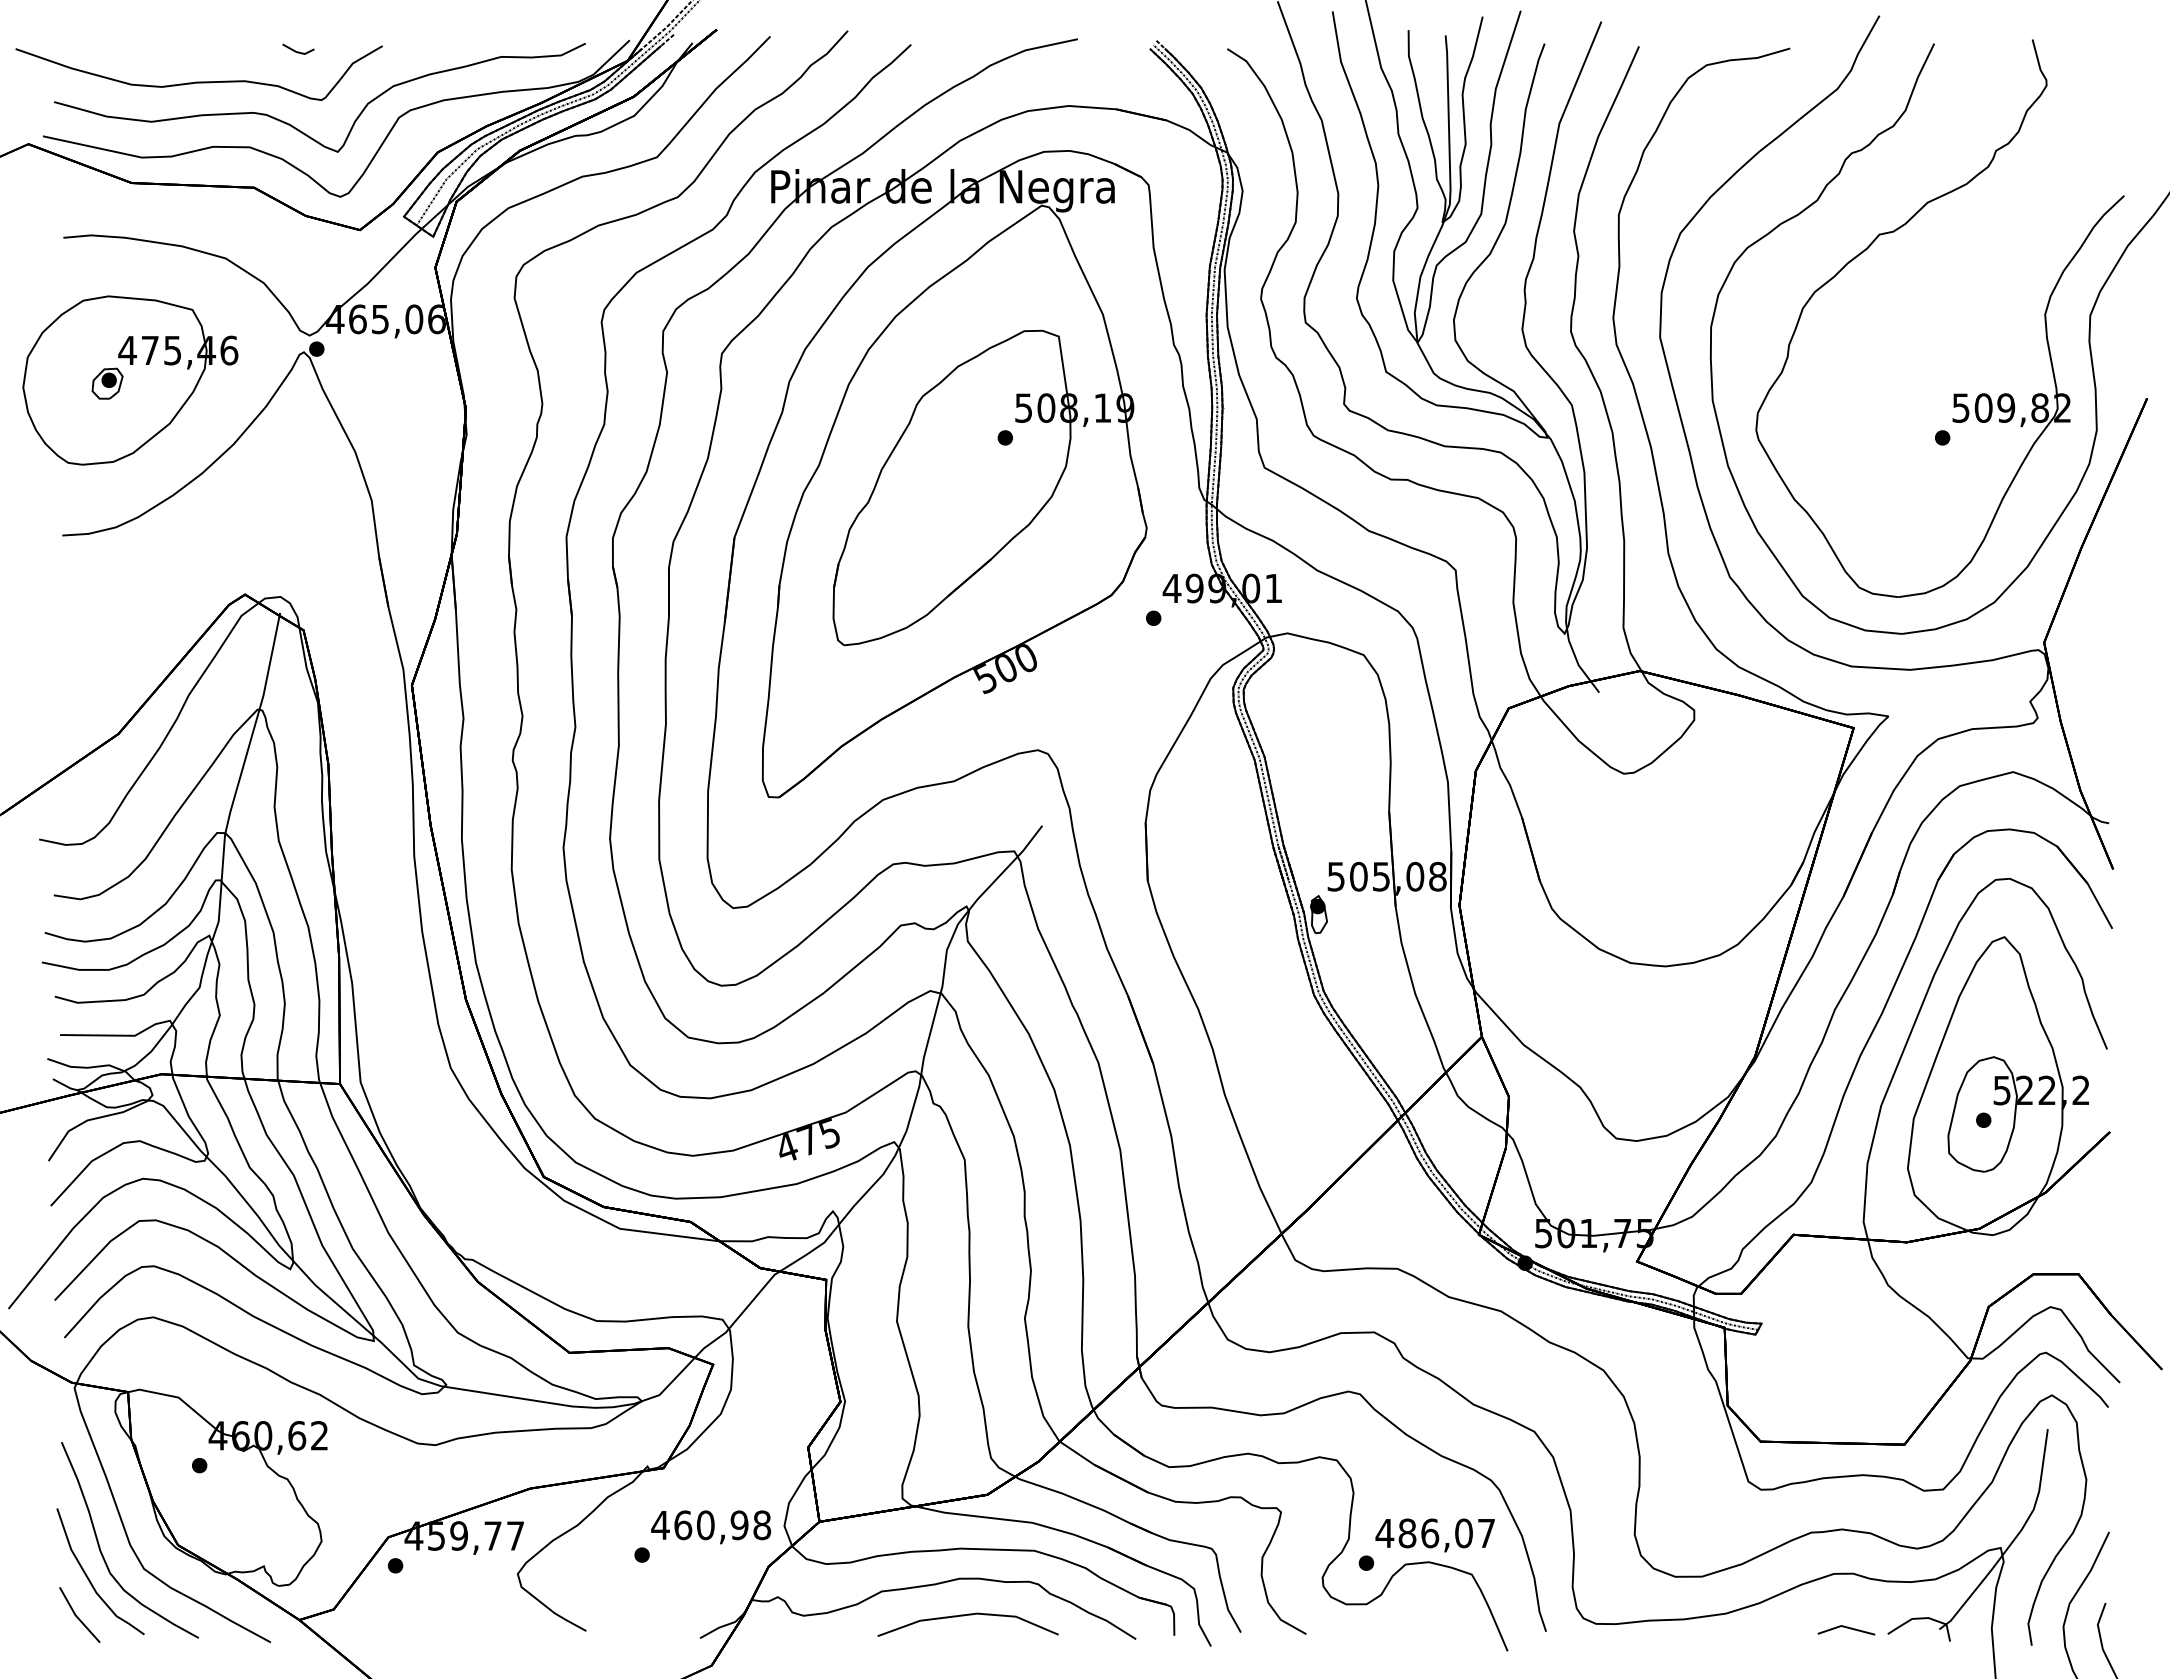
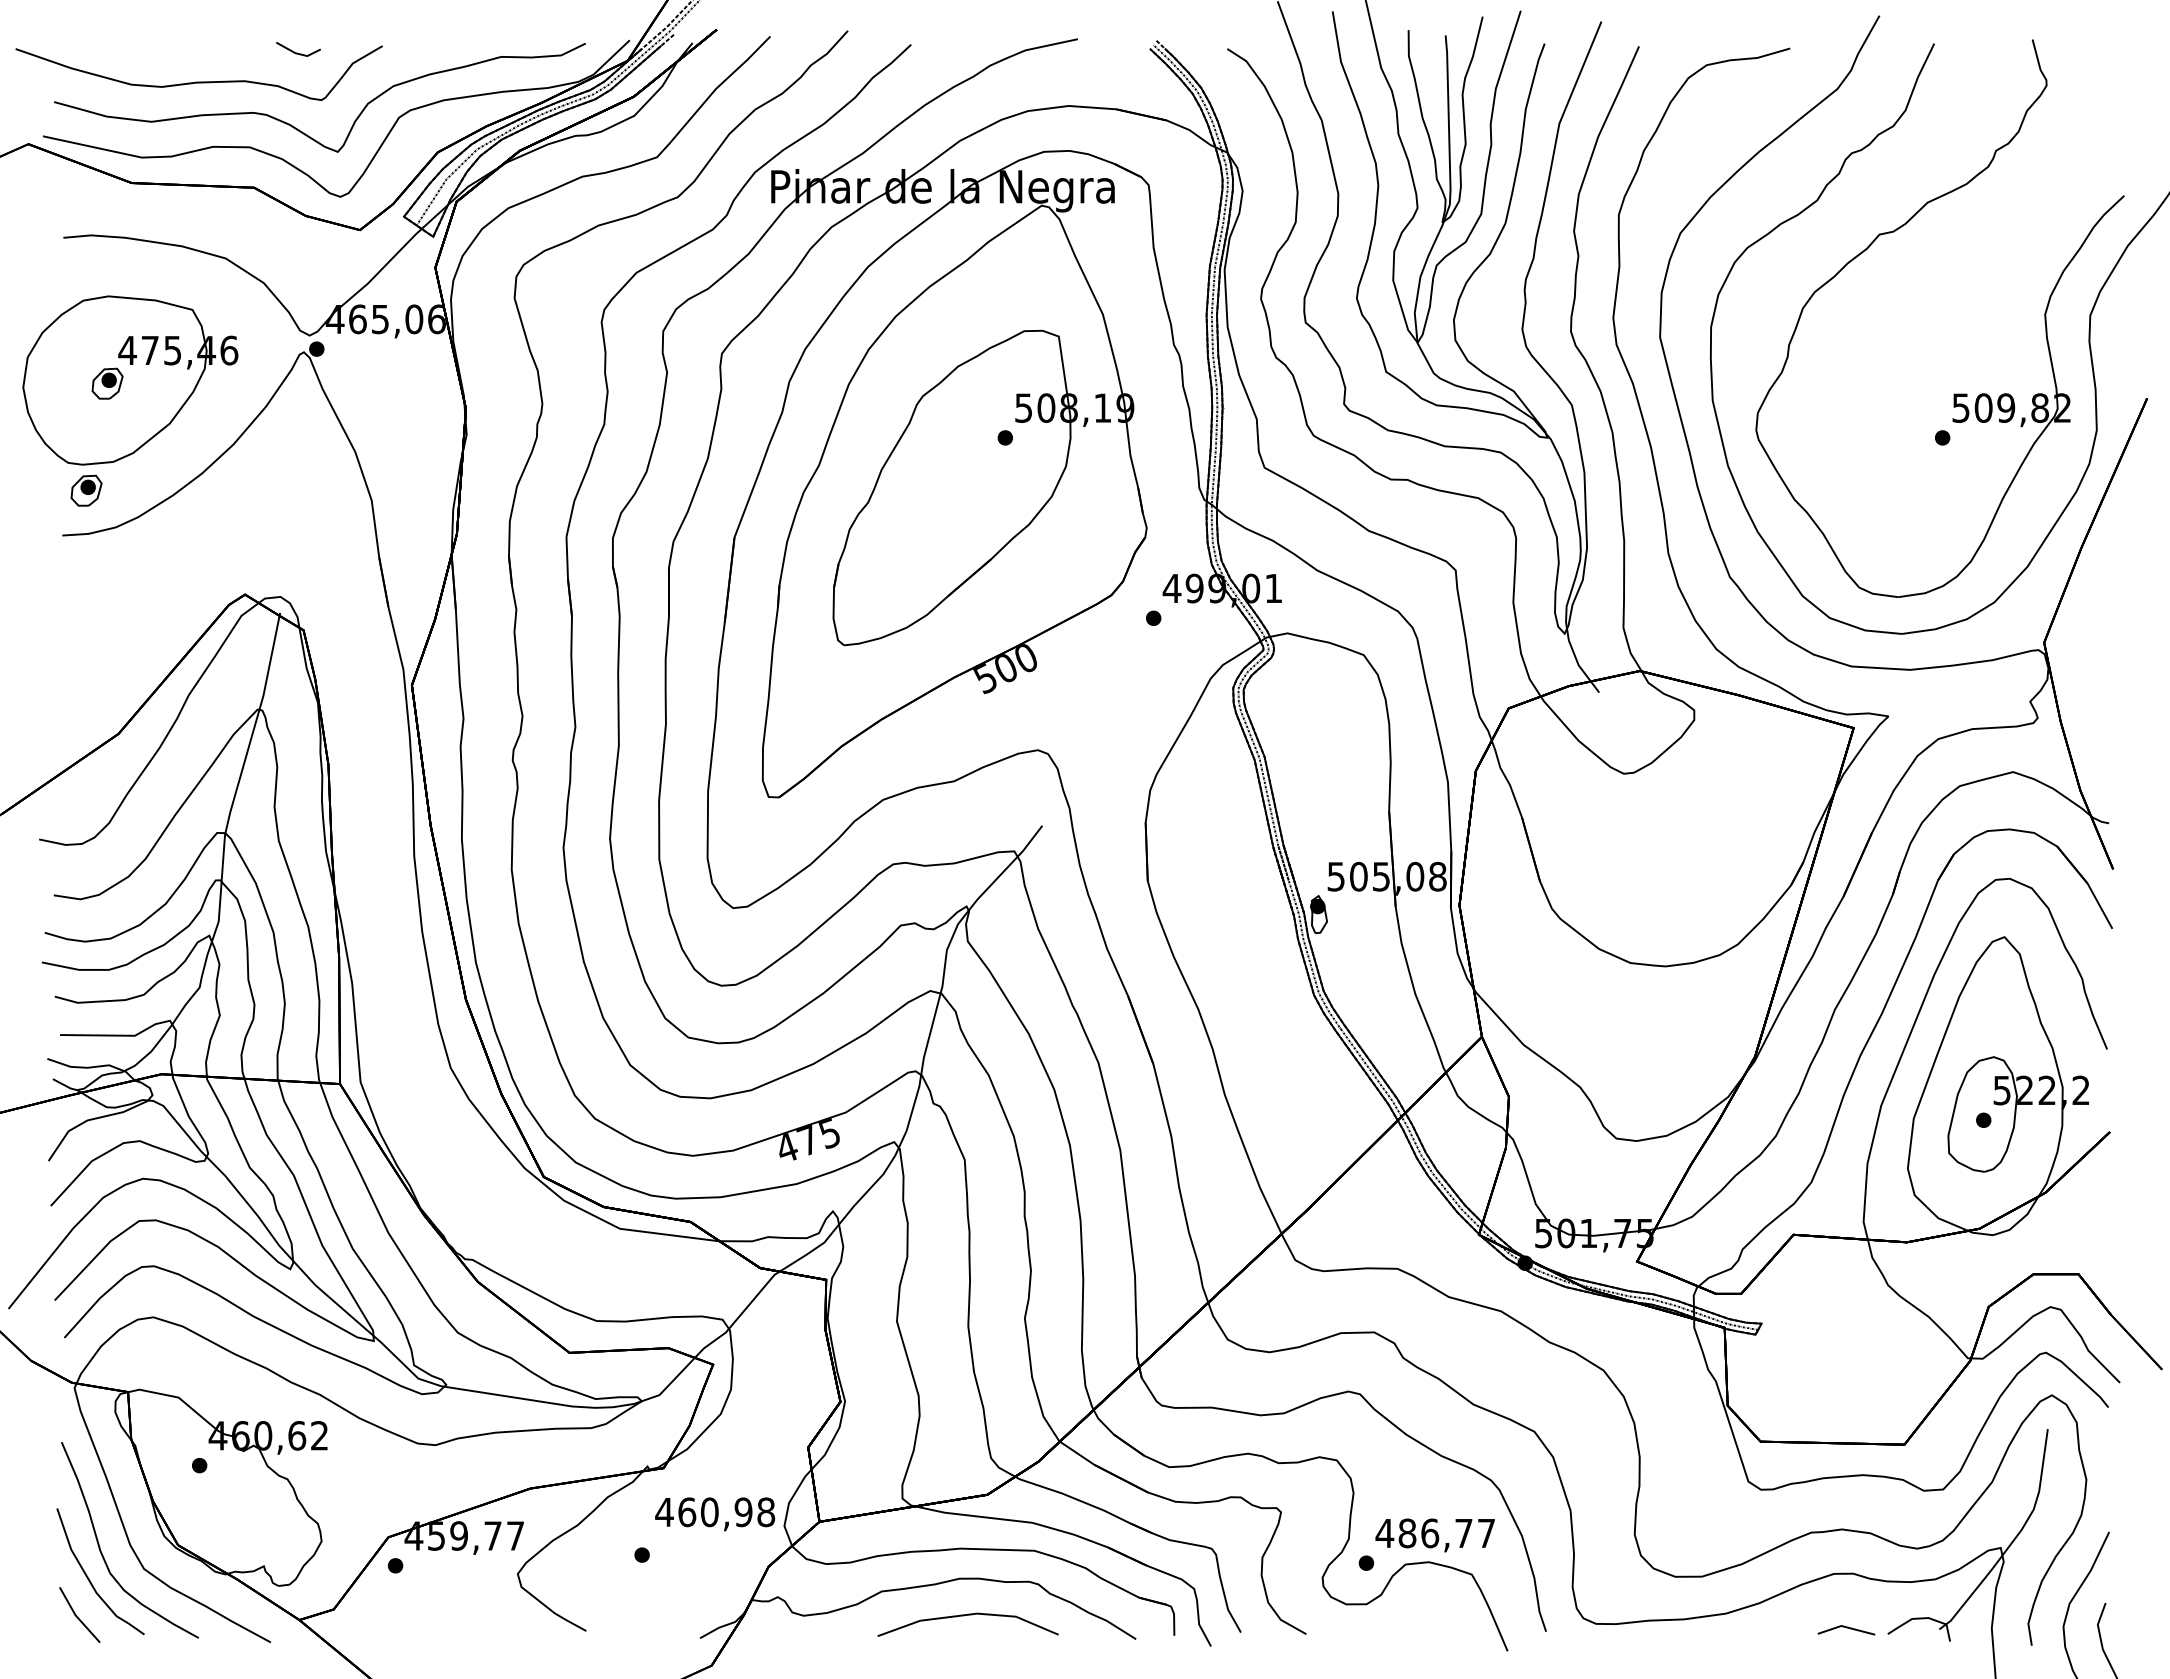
part size: 33x12 px -> 45x15 px (298, 49)
part: none -> present (86, 490)
text position: (711, 1527) -> (715, 1514) (715, 1514)
text: 486,07 -> 486,77 (1463, 1533)
